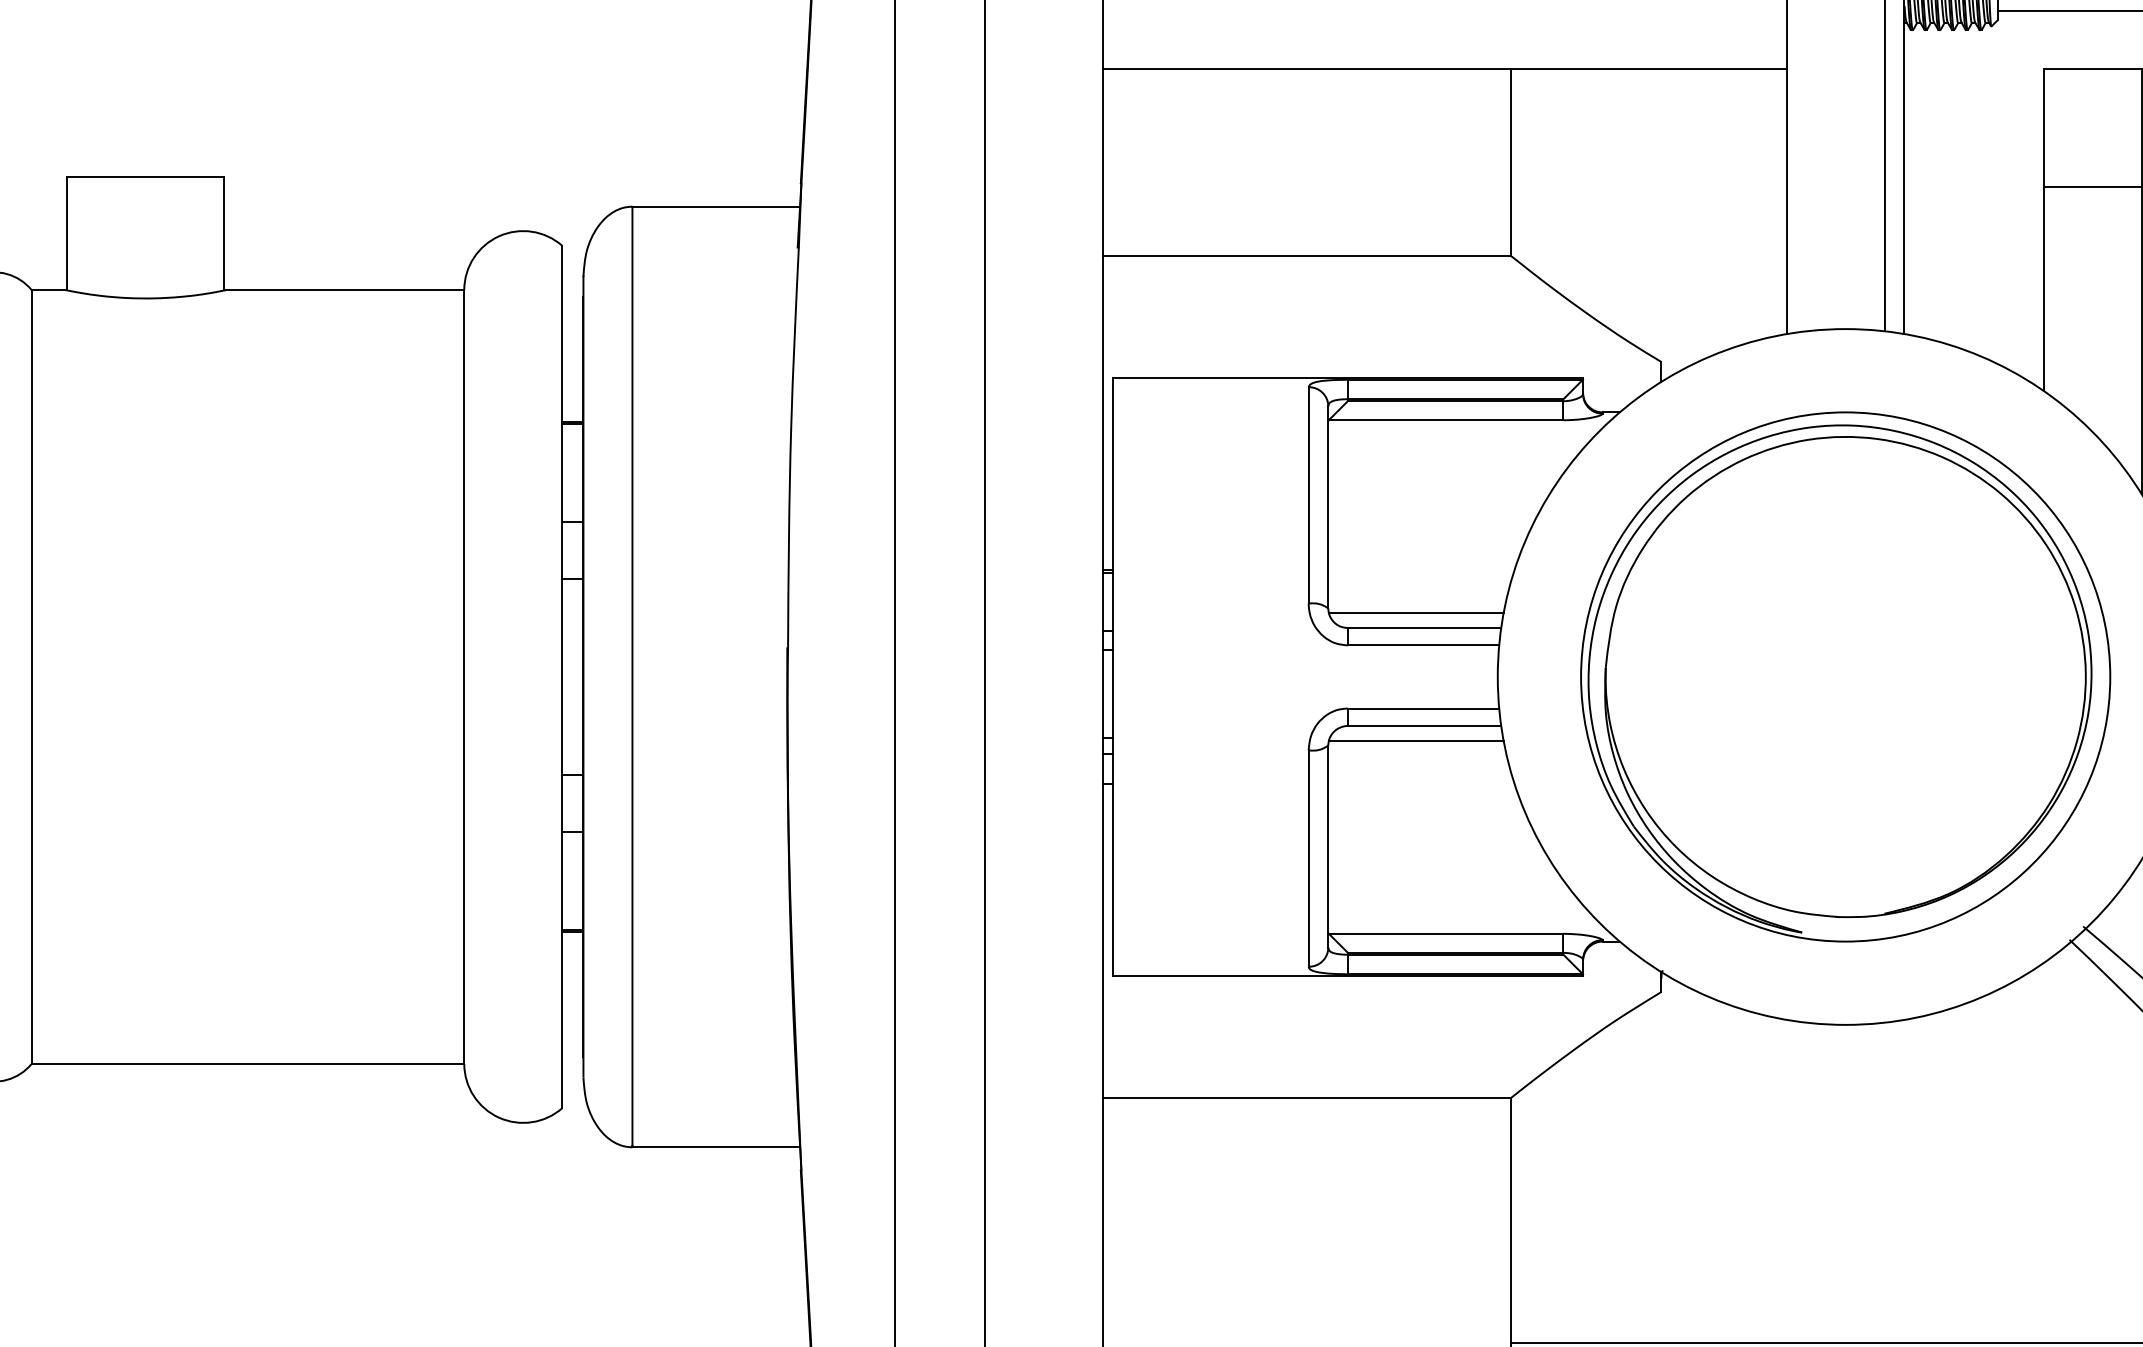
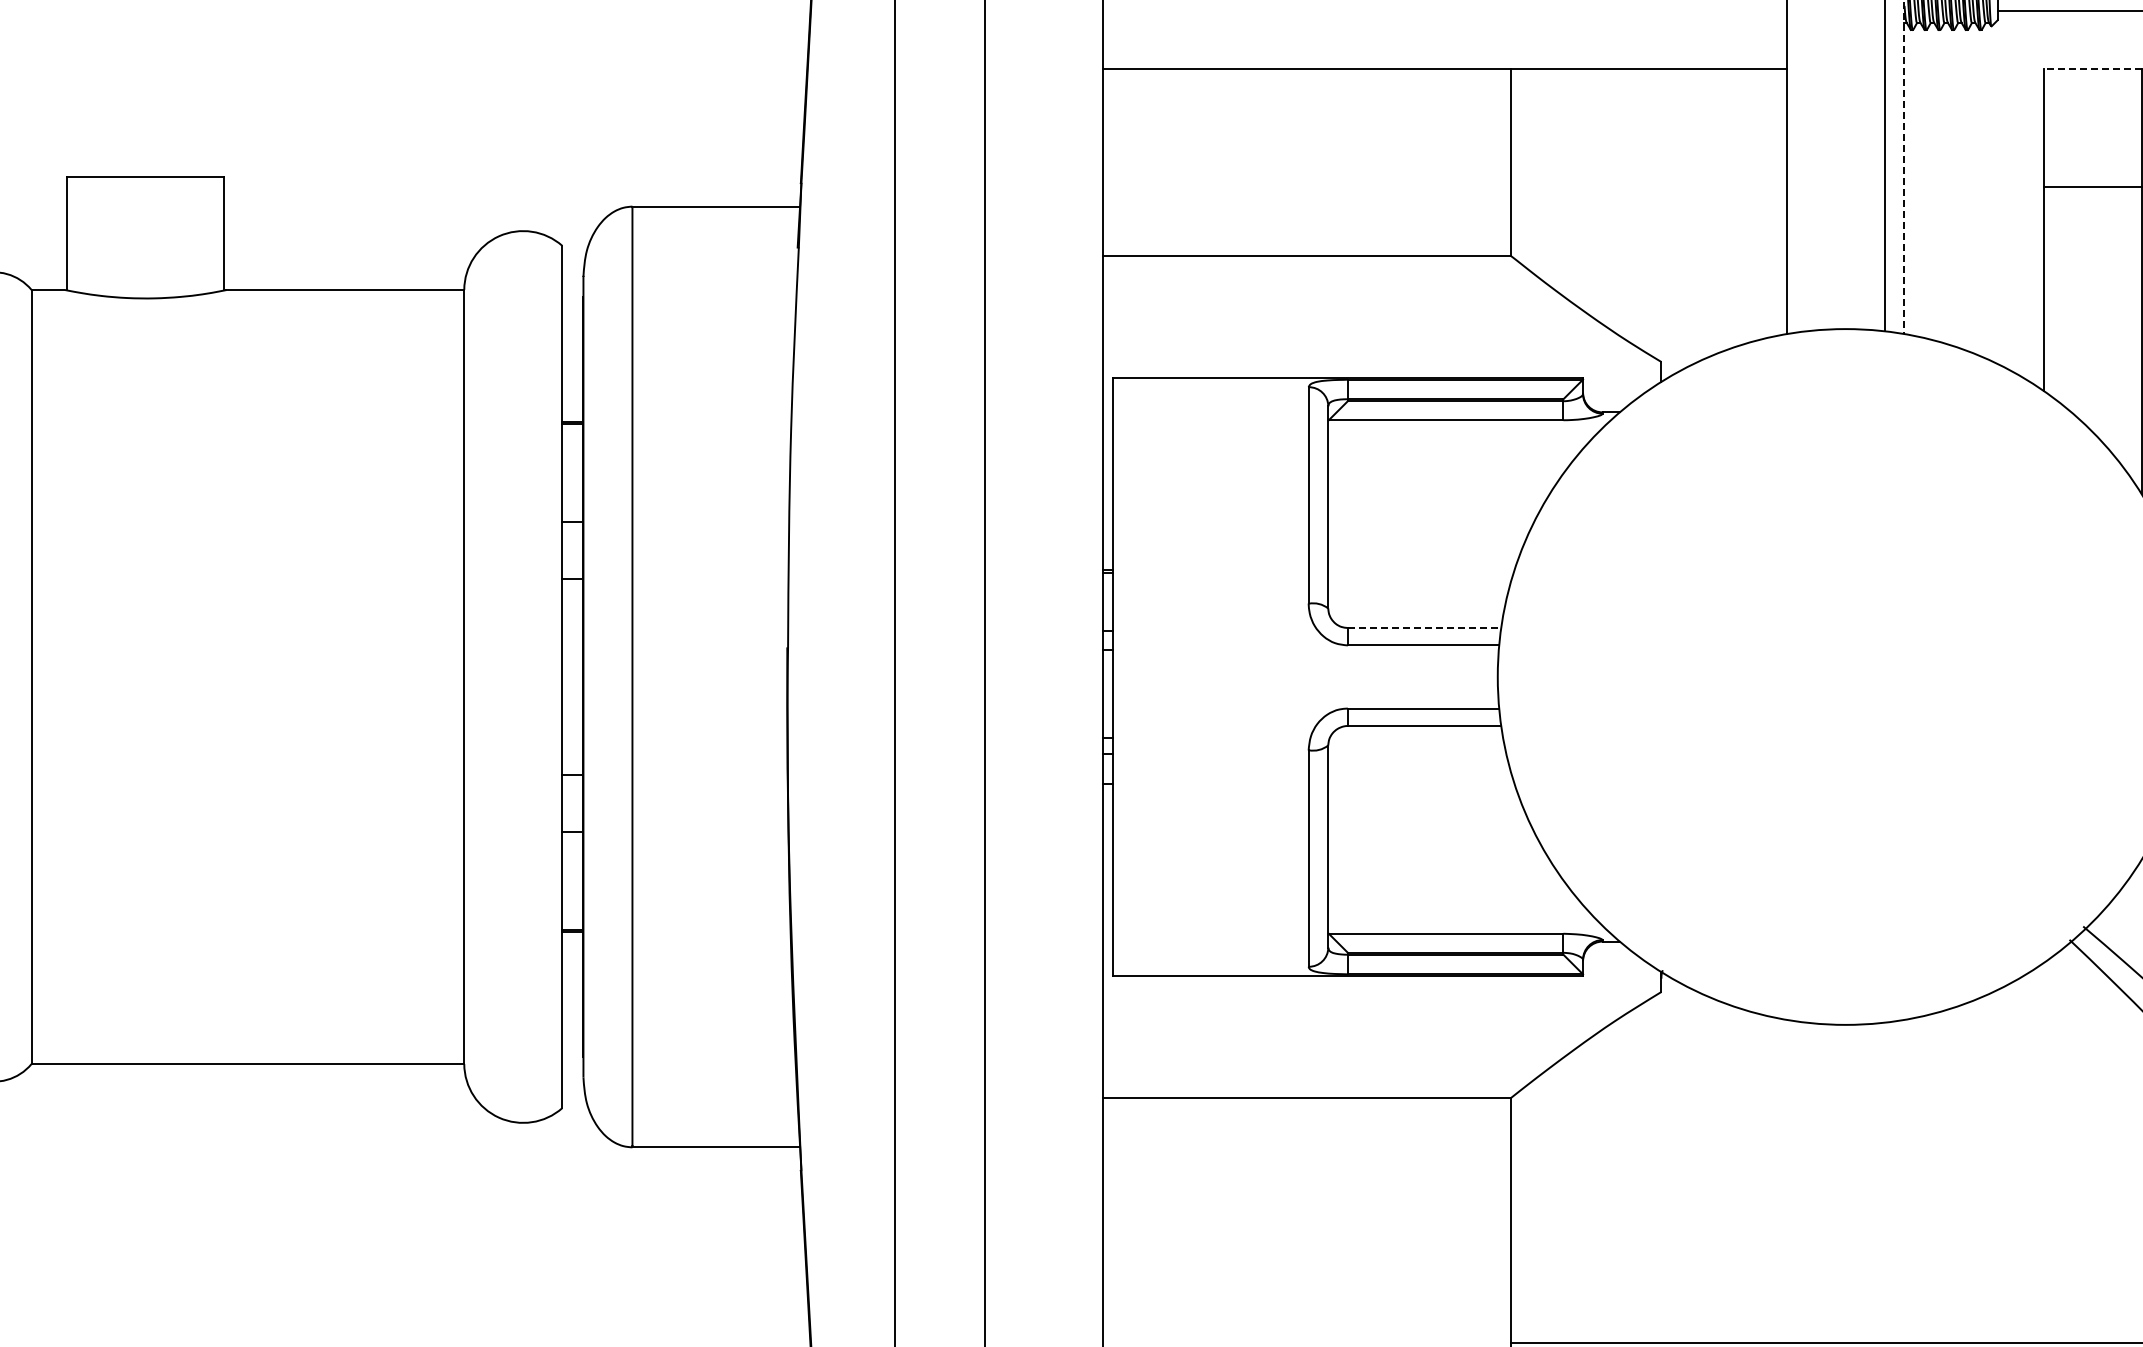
line: solid -> dashed (2092, 69)
line: solid -> dashed (1904, 167)
line: present -> none (1415, 613)
line: solid -> dashed (1424, 628)
part: present -> none (1845, 676)
line: present -> none (1415, 740)
